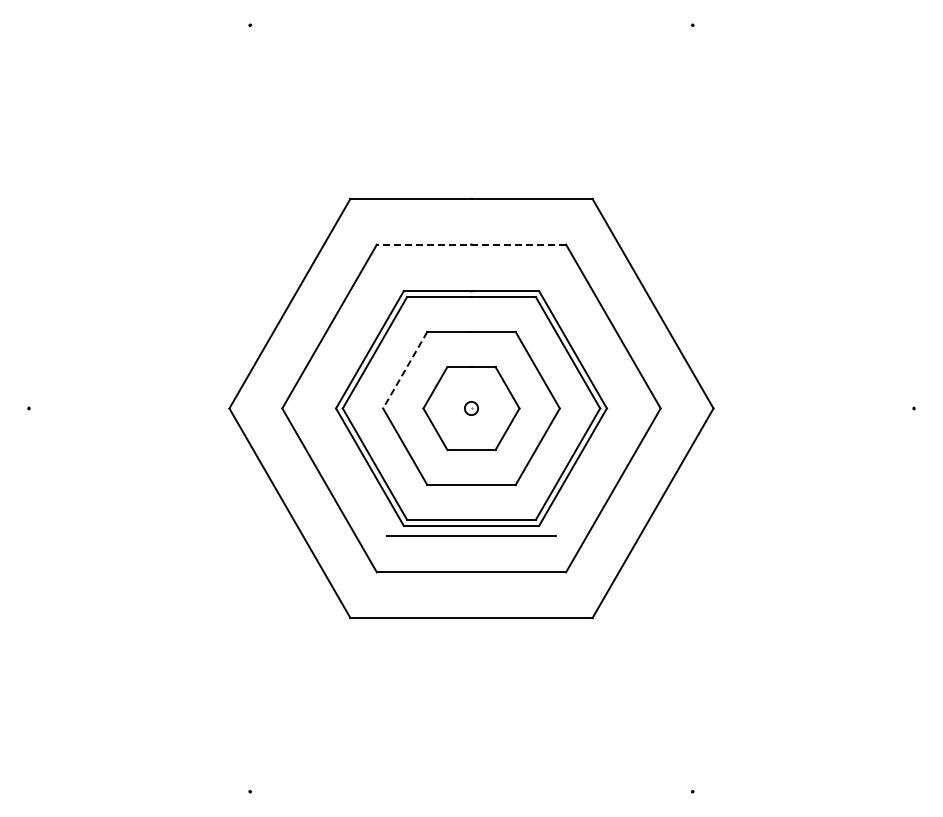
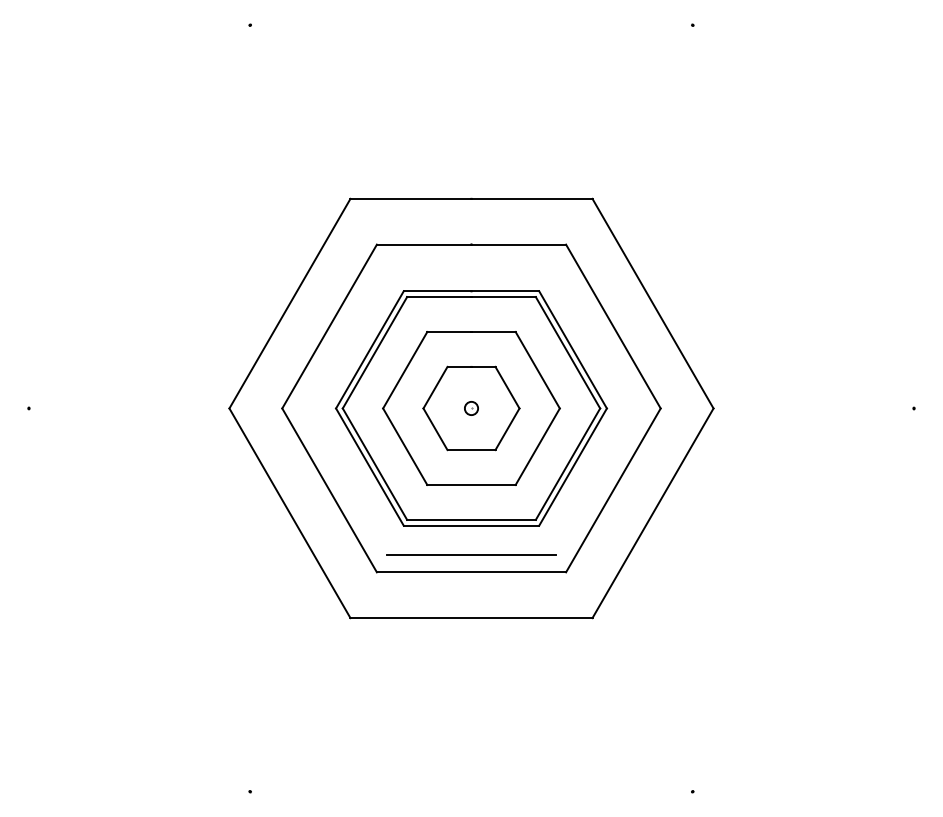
line: dashed -> solid (471, 244)
line: dashed -> solid (404, 370)
line position: (471, 535) -> (471, 554) (471, 554)
